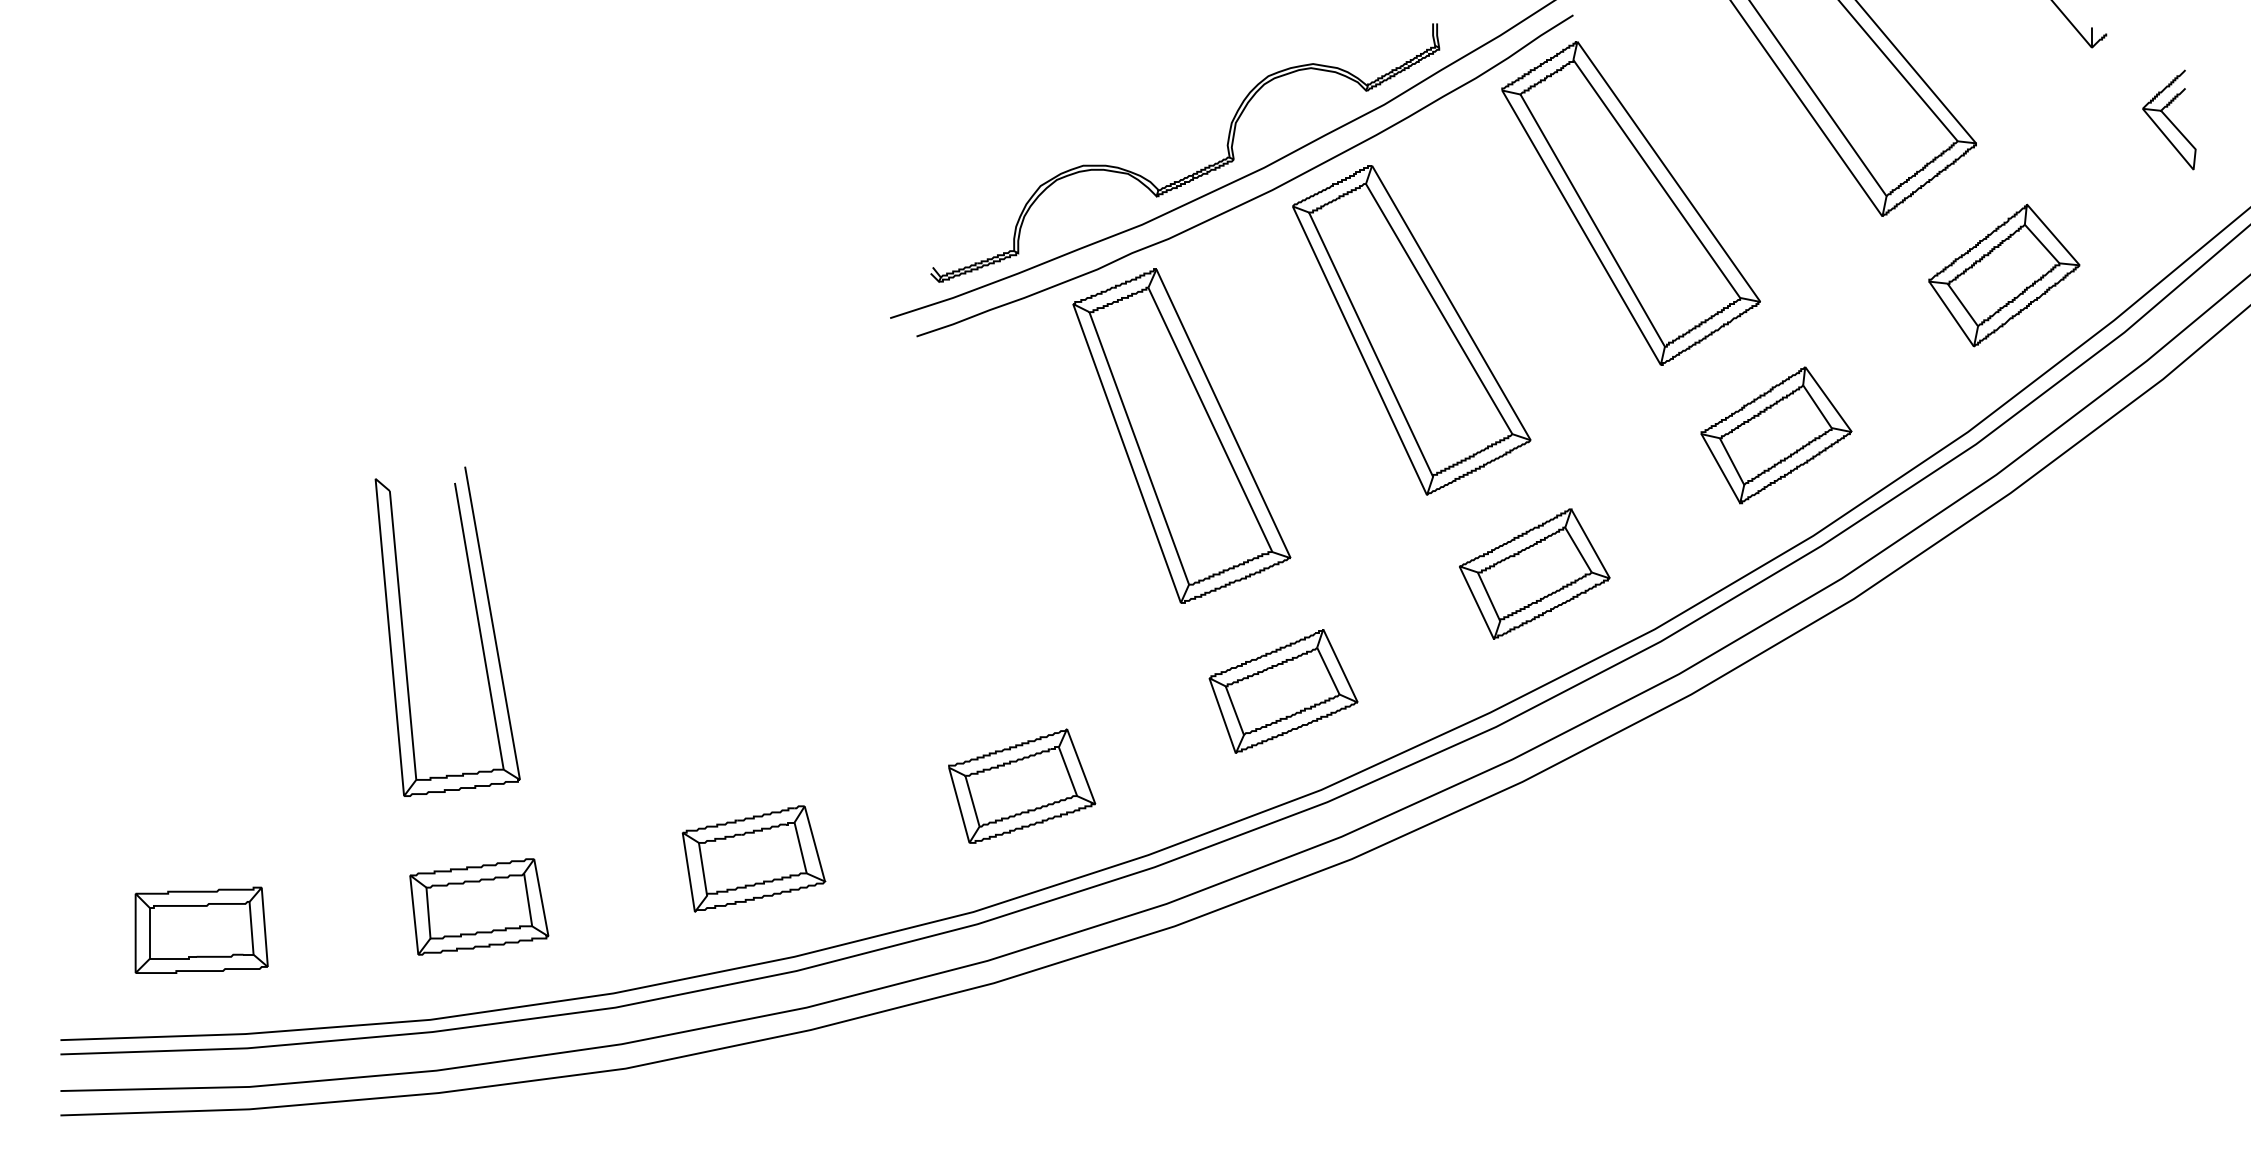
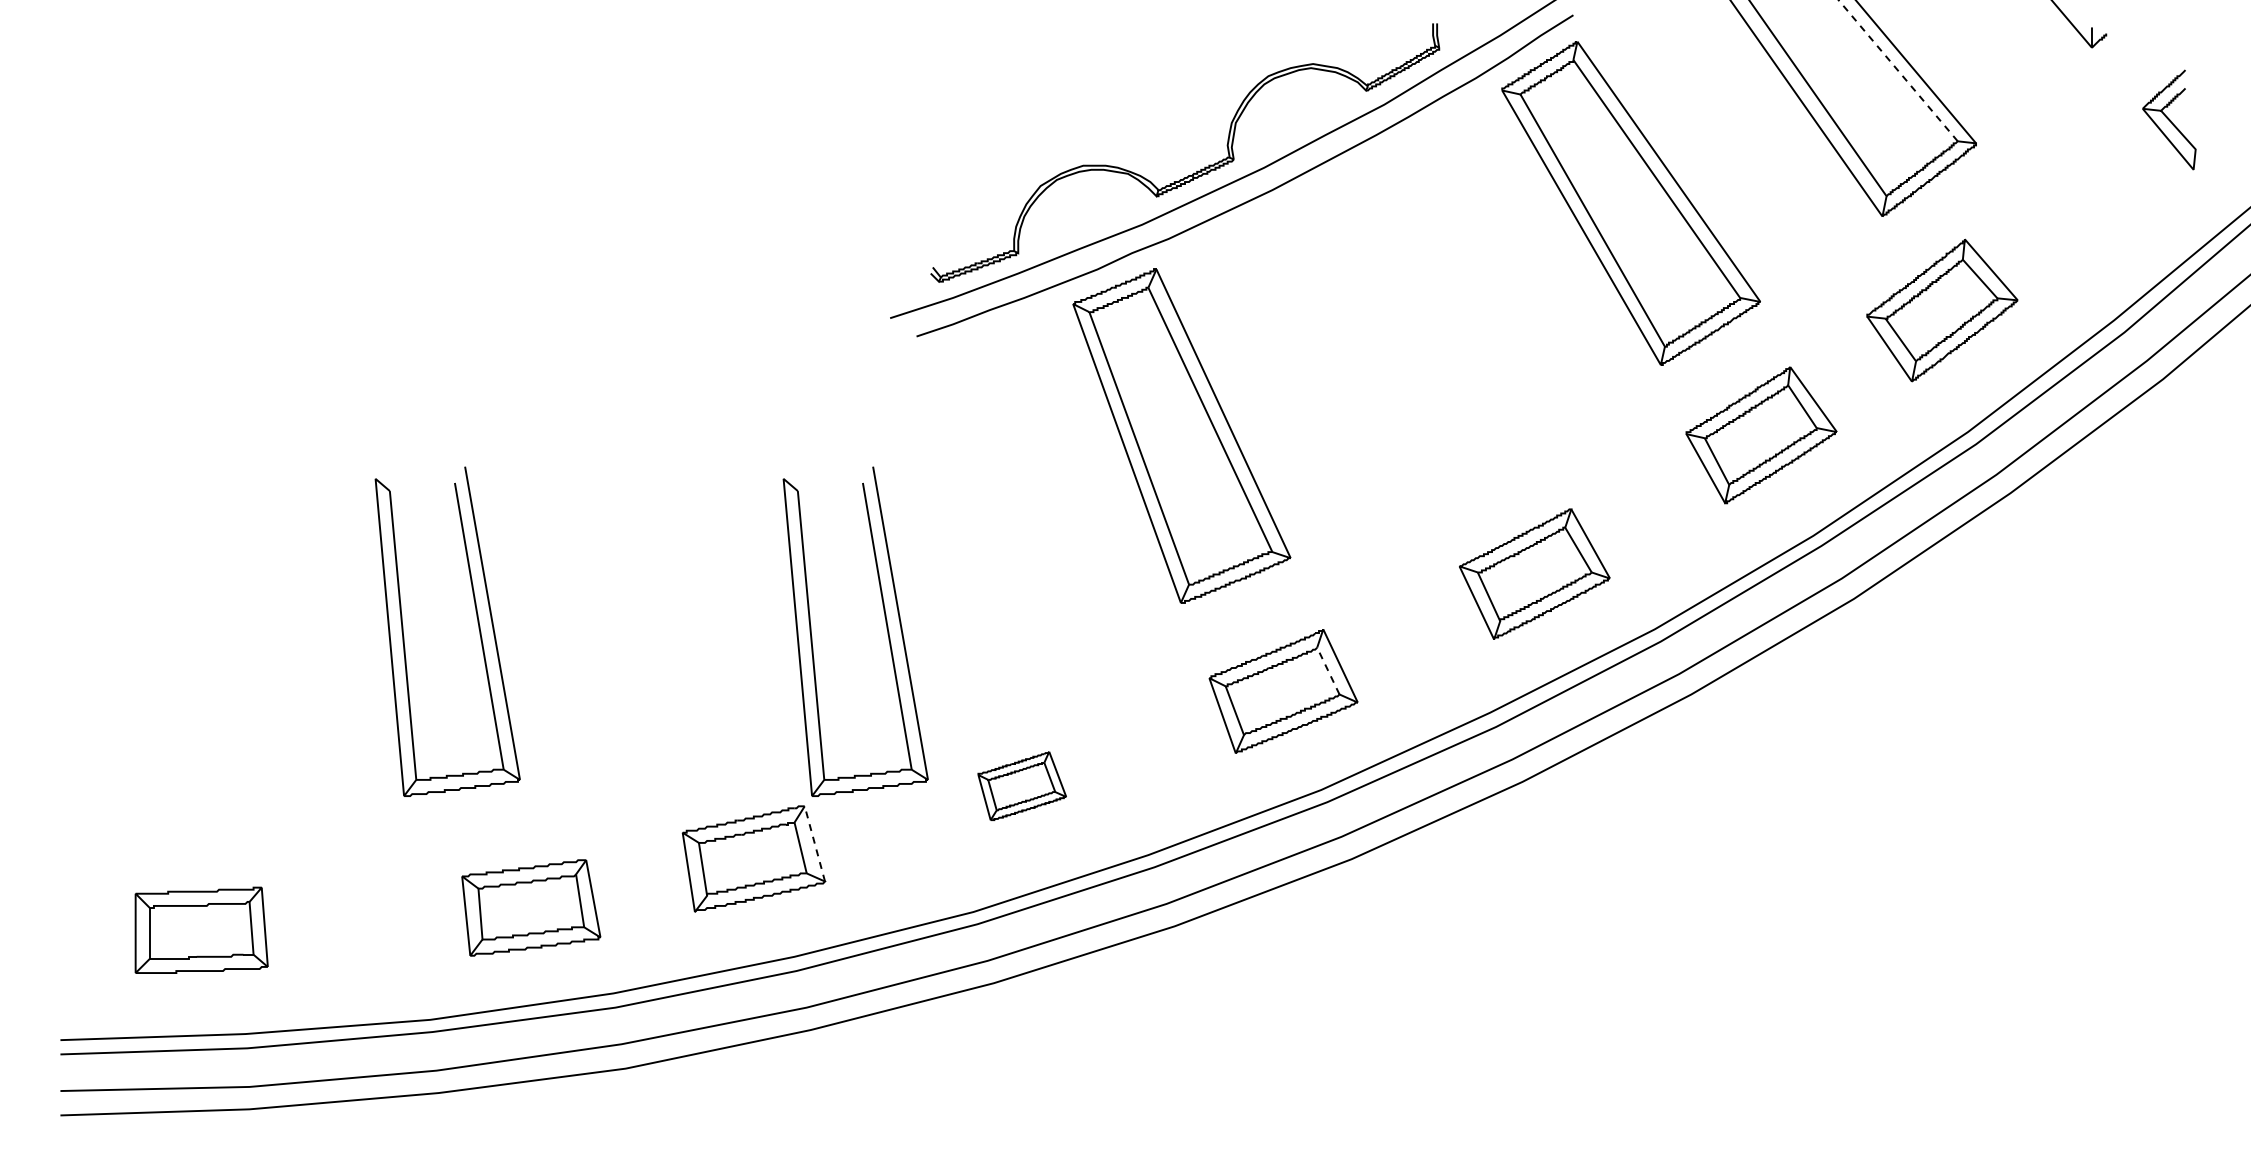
line: solid -> dashed (1897, 70)
part position: (2004, 275) -> (1942, 310) (1942, 310)
part: present -> none (1411, 330)
part position: (1776, 435) -> (1761, 435) (1761, 435)
part: none -> present (885, 623)
line: solid -> dashed (1328, 671)
part size: 149x116 px -> 90x70 px (1021, 785)
line: solid -> dashed (814, 843)
part position: (479, 906) -> (531, 907) (531, 907)
